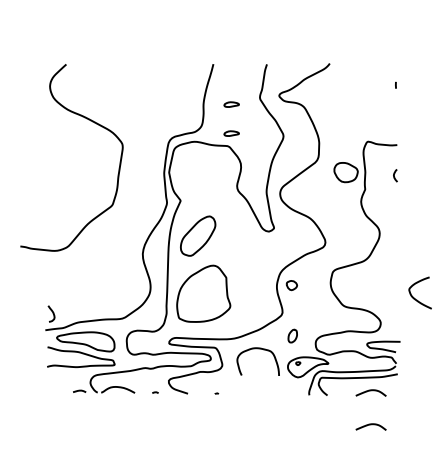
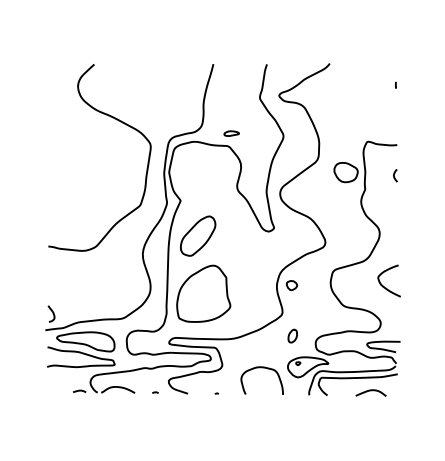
part: present -> none (231, 104)
curve position: (90, 121) -> (118, 121) (118, 121)
curve position: (414, 297) -> (383, 285) (383, 285)
curve position: (257, 349) -> (261, 368) (261, 368)
curve: present -> none (370, 425)
